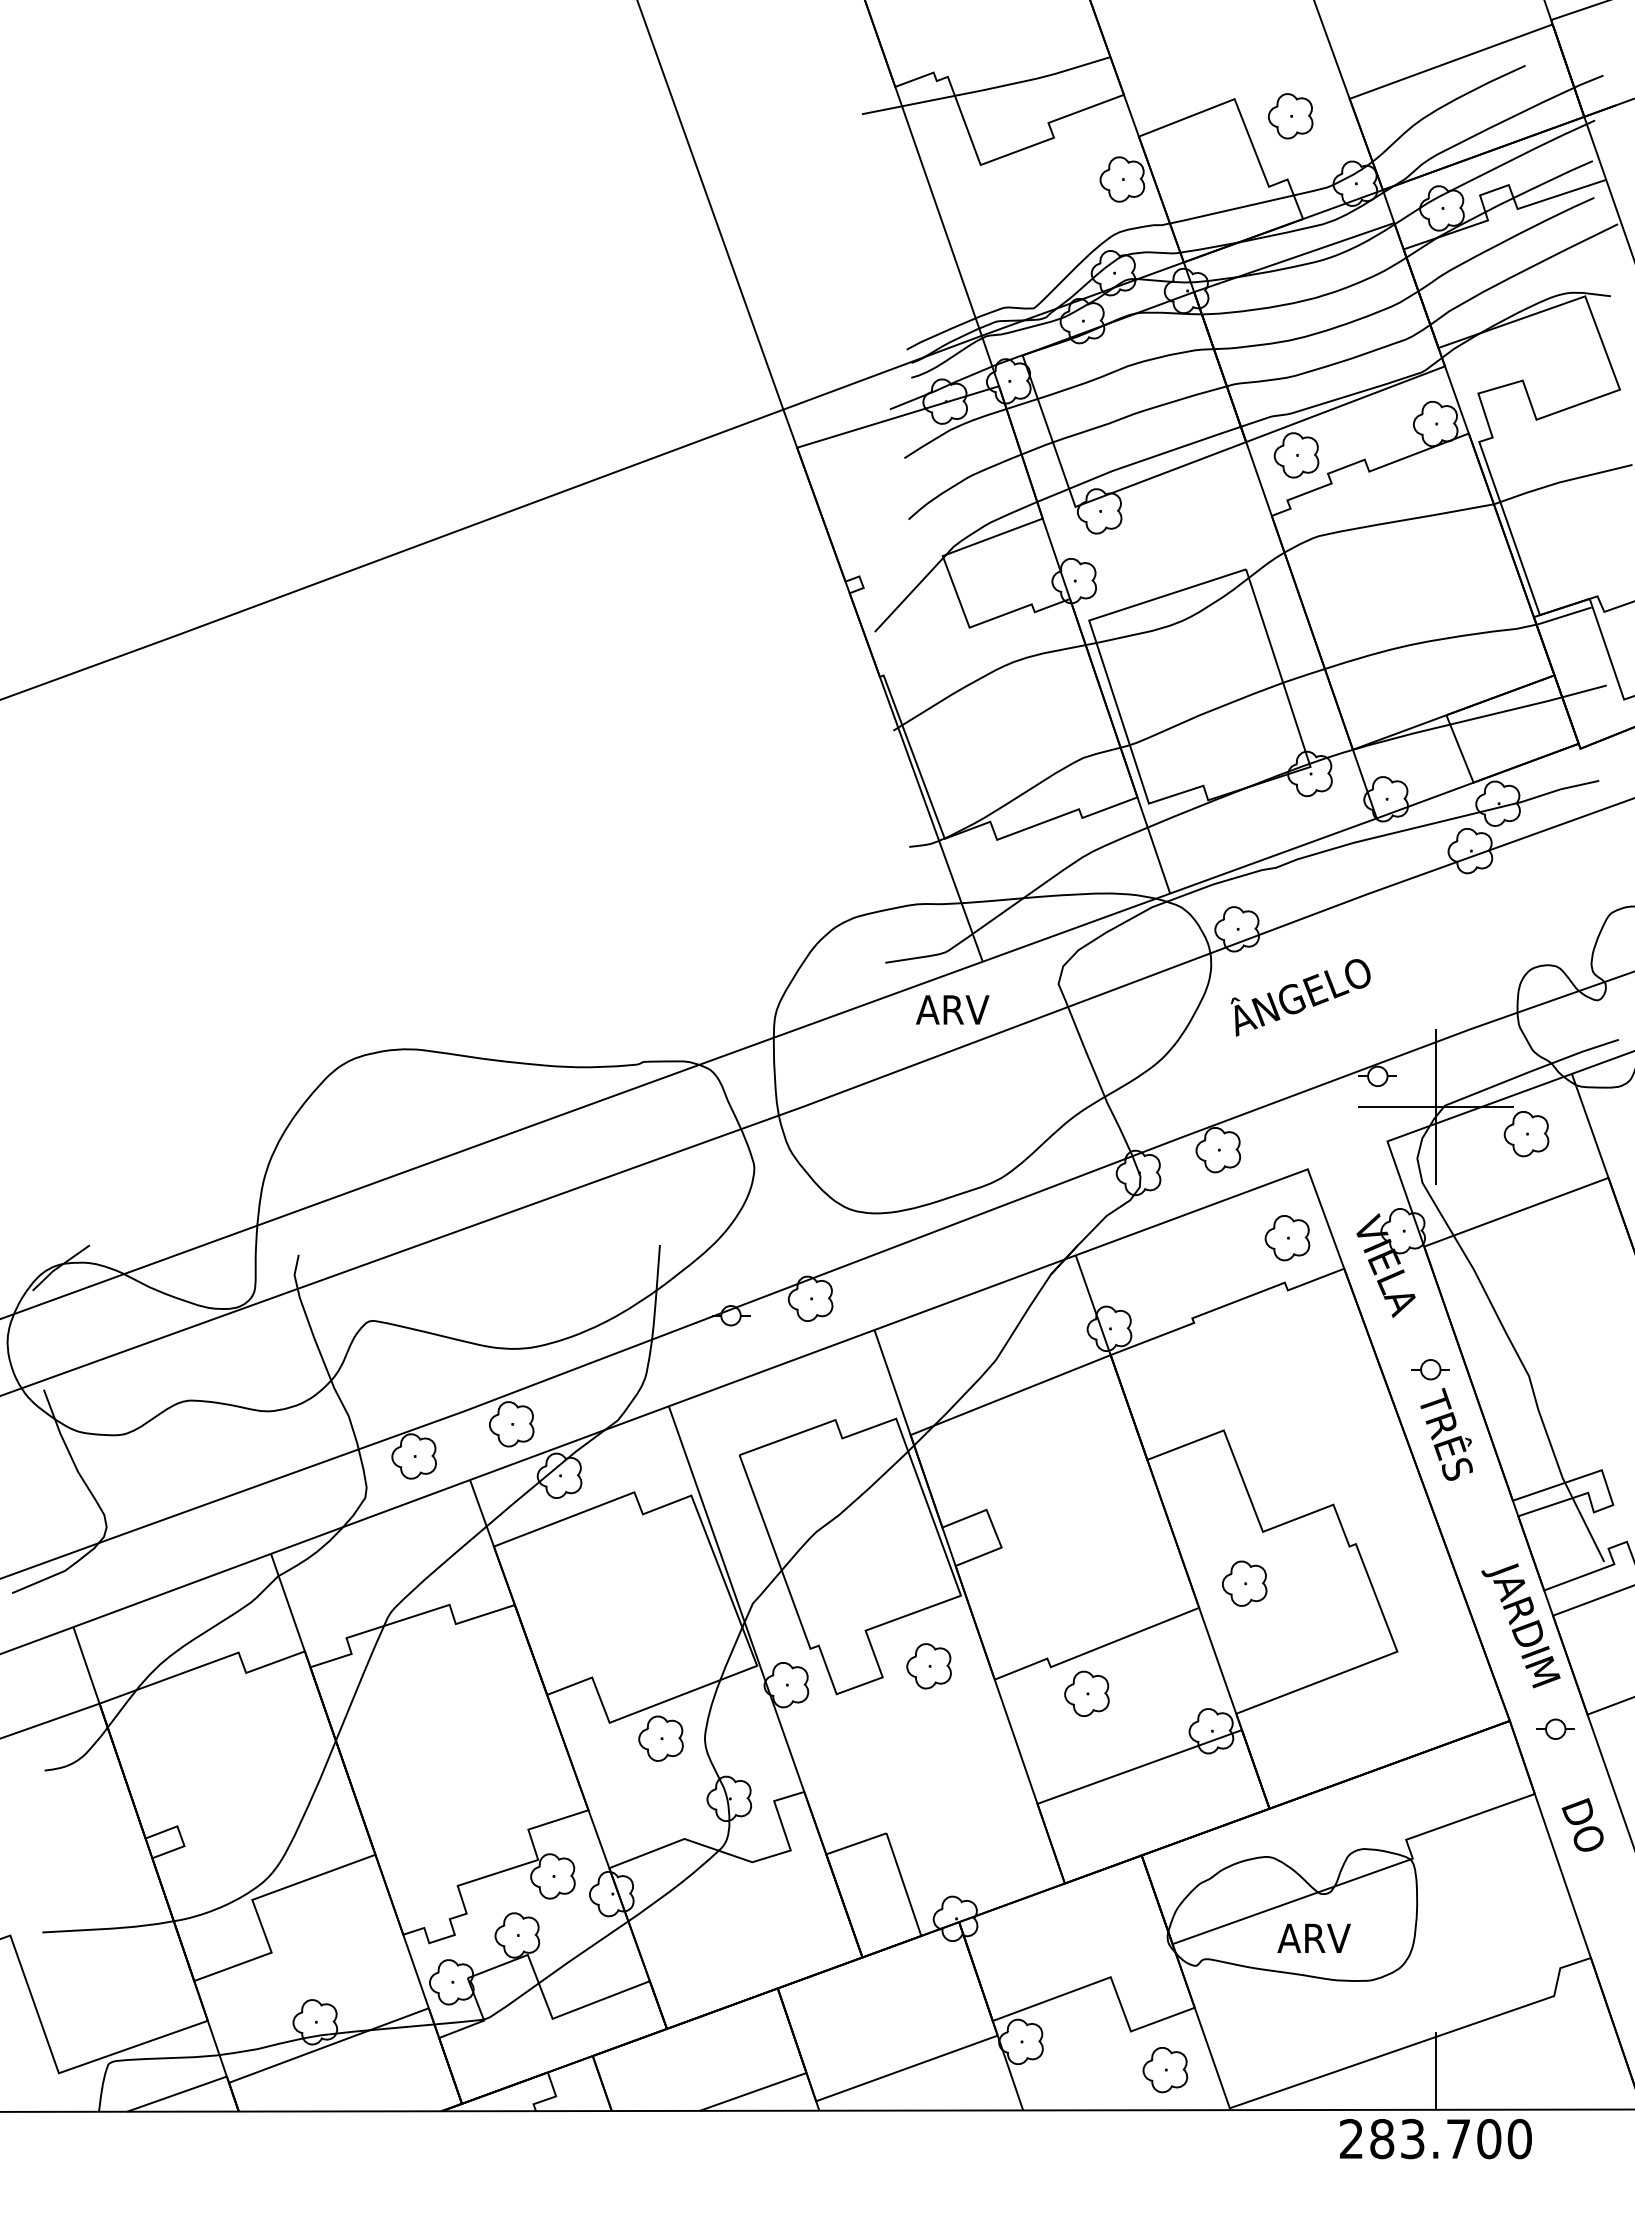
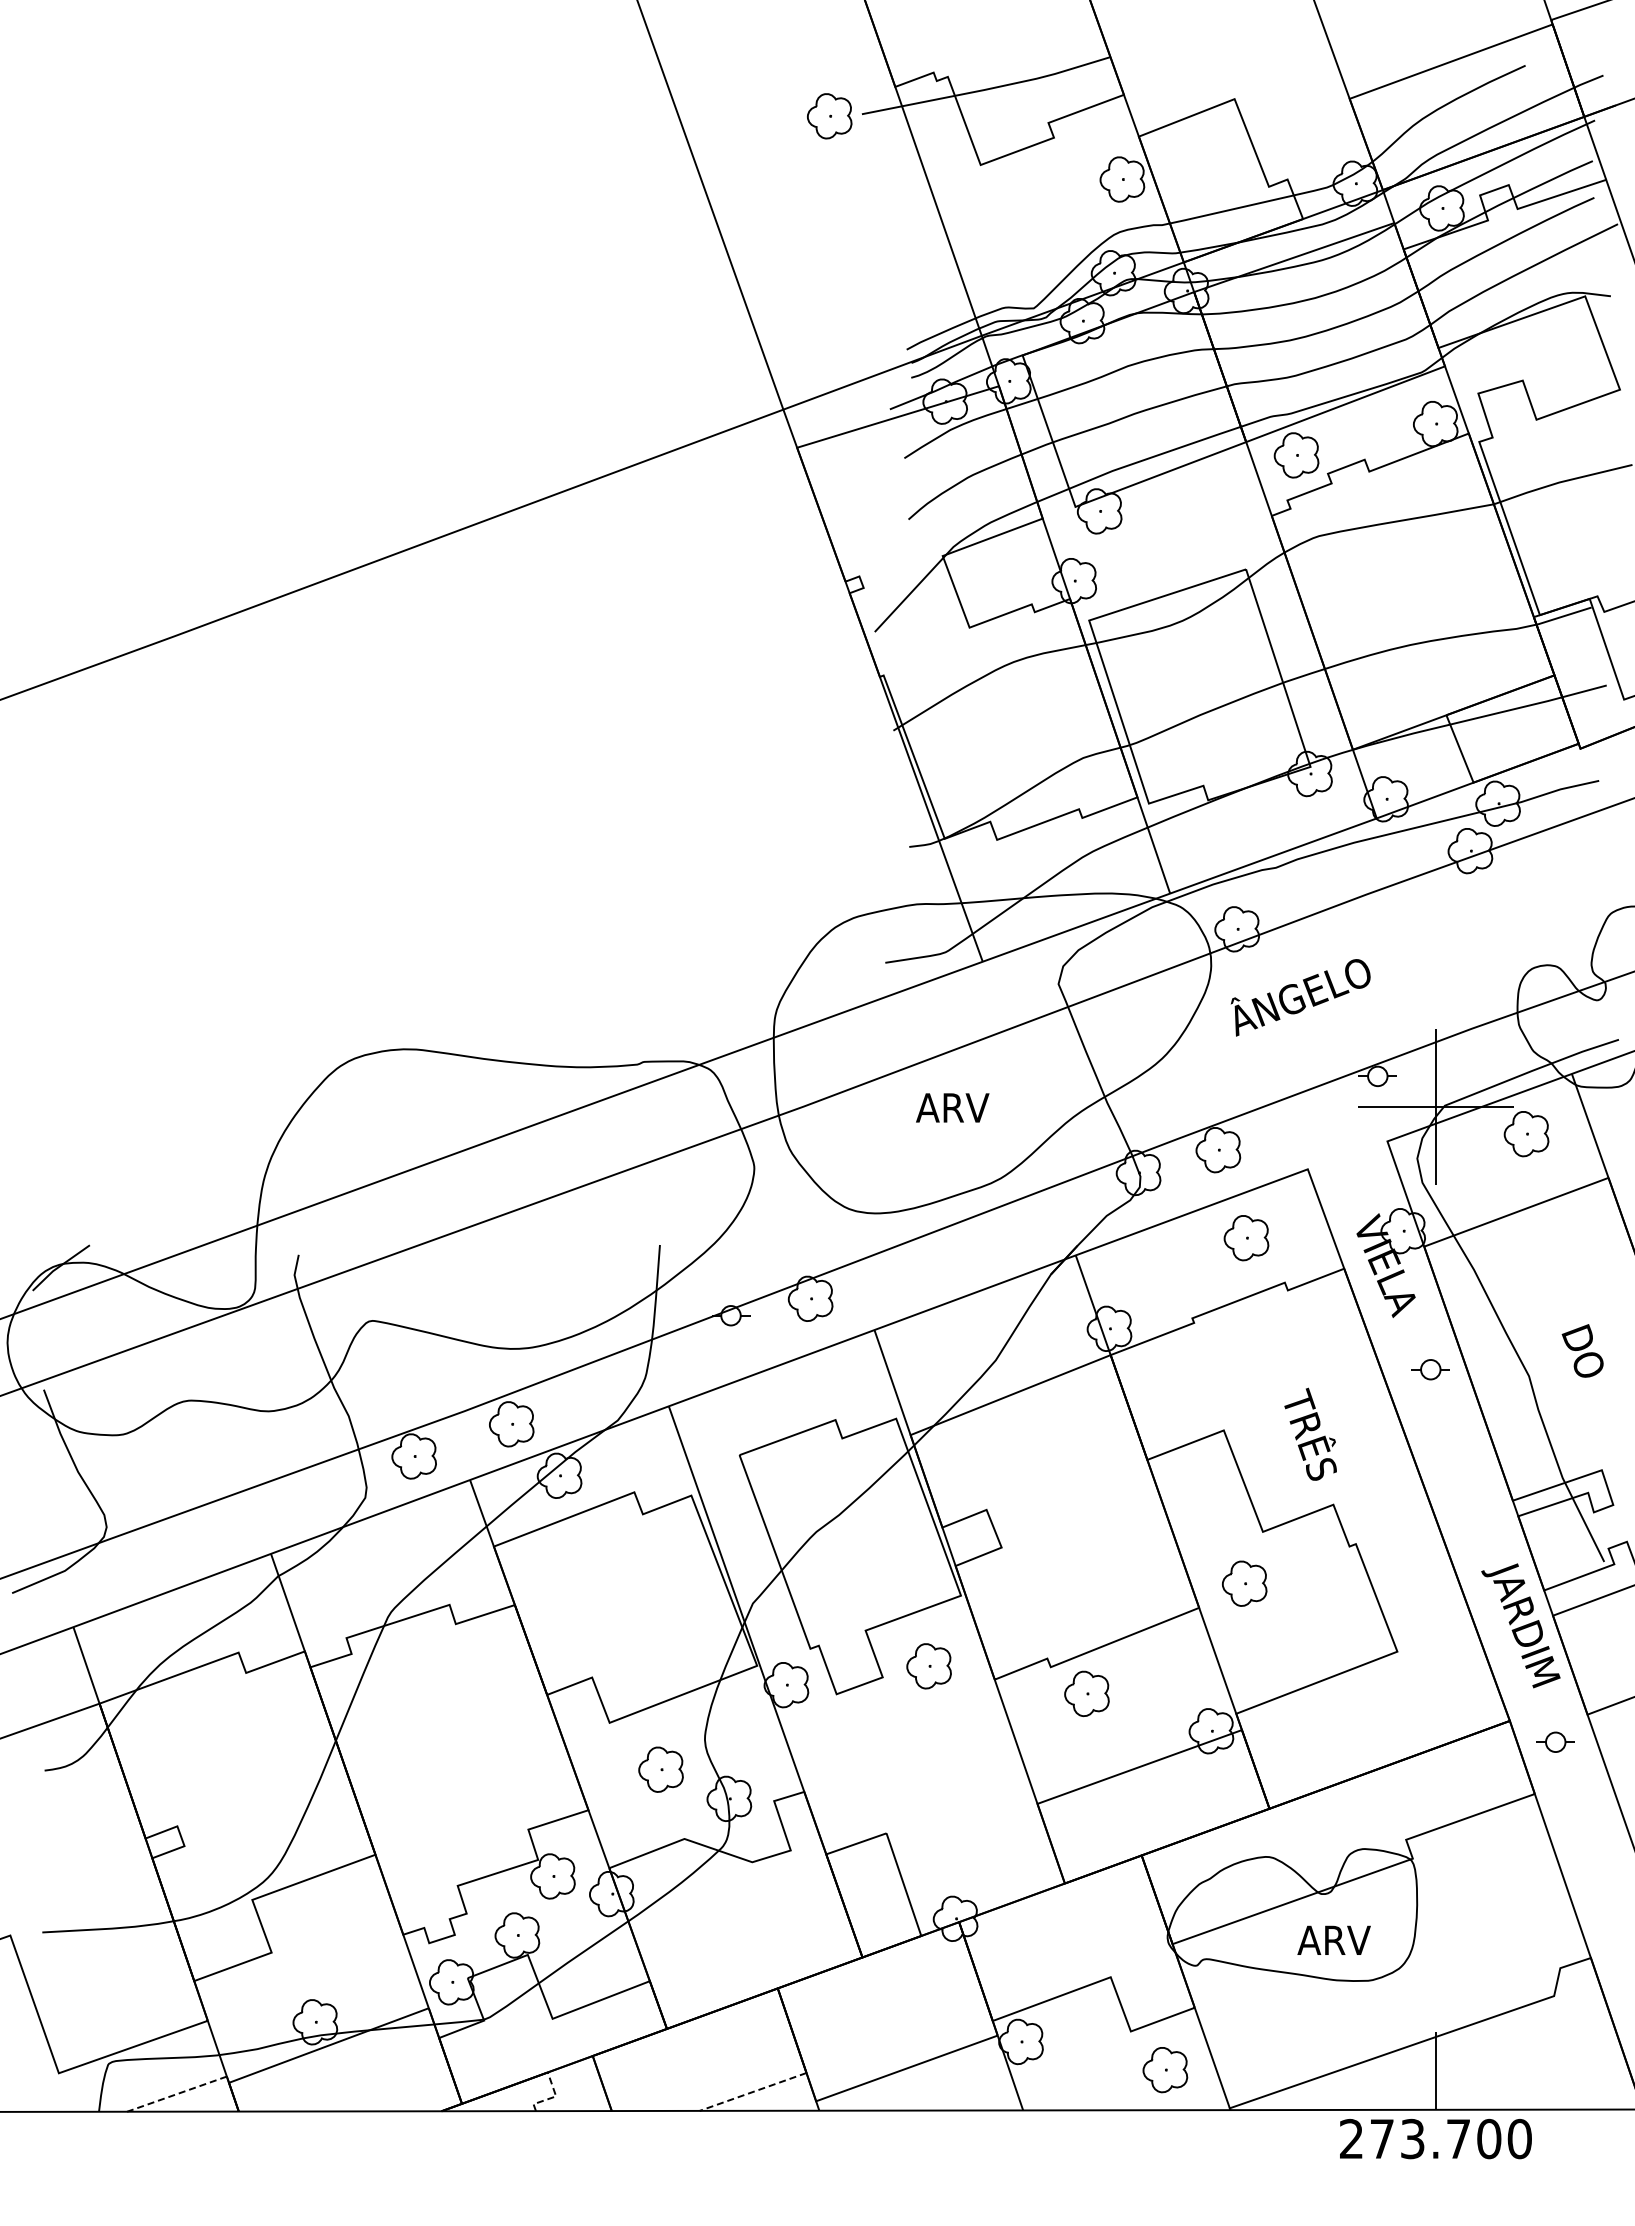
part position: (1290, 116) -> (829, 116) (829, 116)
text position: (952, 1009) -> (952, 1107) (952, 1107)
part position: (1287, 1238) -> (1246, 1238) (1246, 1238)
text position: (1446, 1433) -> (1310, 1433) (1310, 1433)
part position: (1555, 1728) -> (1555, 1741) (1555, 1741)
part position: (660, 1738) -> (660, 1769) (660, 1769)
text position: (1582, 1824) -> (1582, 1350) (1582, 1350)
text position: (1313, 1937) -> (1333, 1939) (1333, 1939)
line: solid -> dashed (753, 2091)
line: solid -> dashed (177, 2094)
line: solid -> dashed (553, 2097)
text: 283.700 -> 273.700 (1382, 2138)
